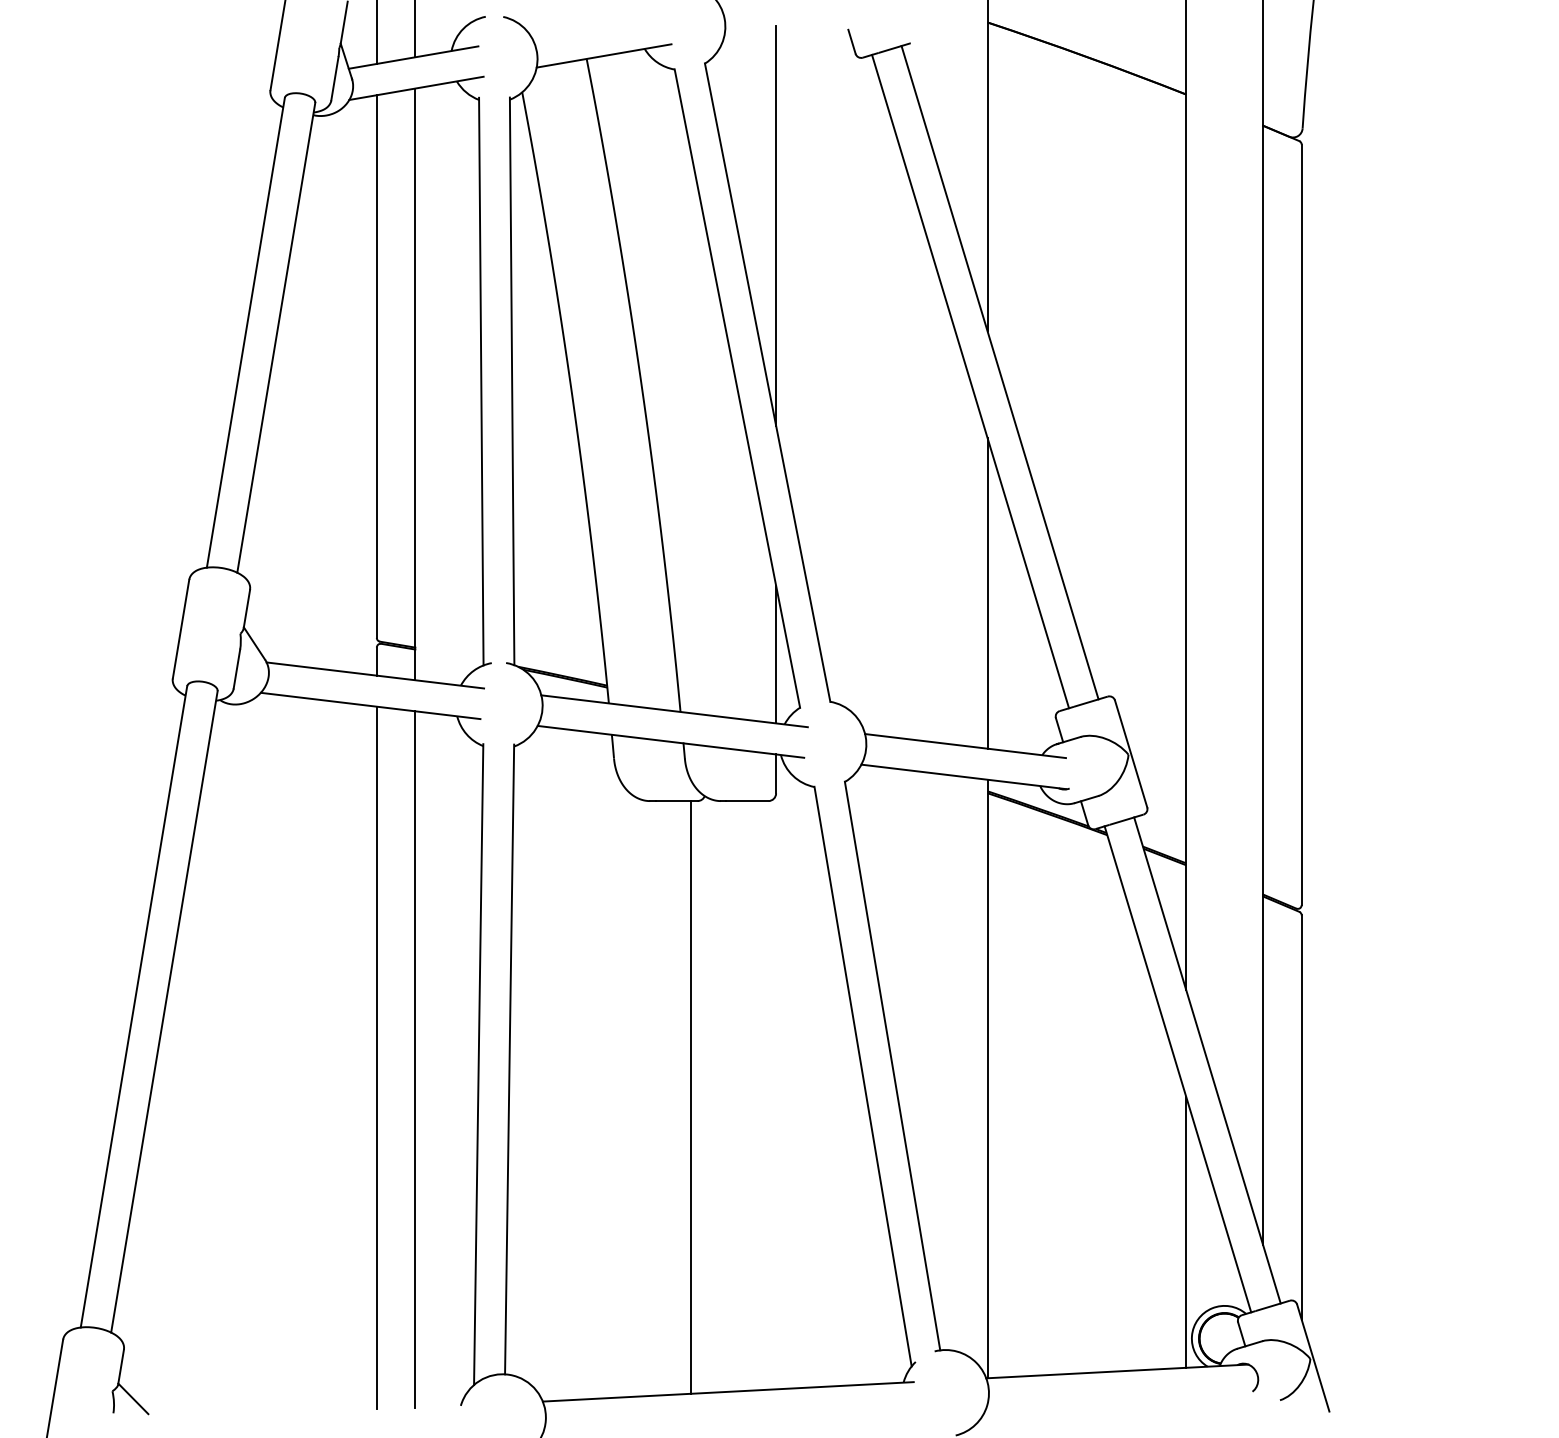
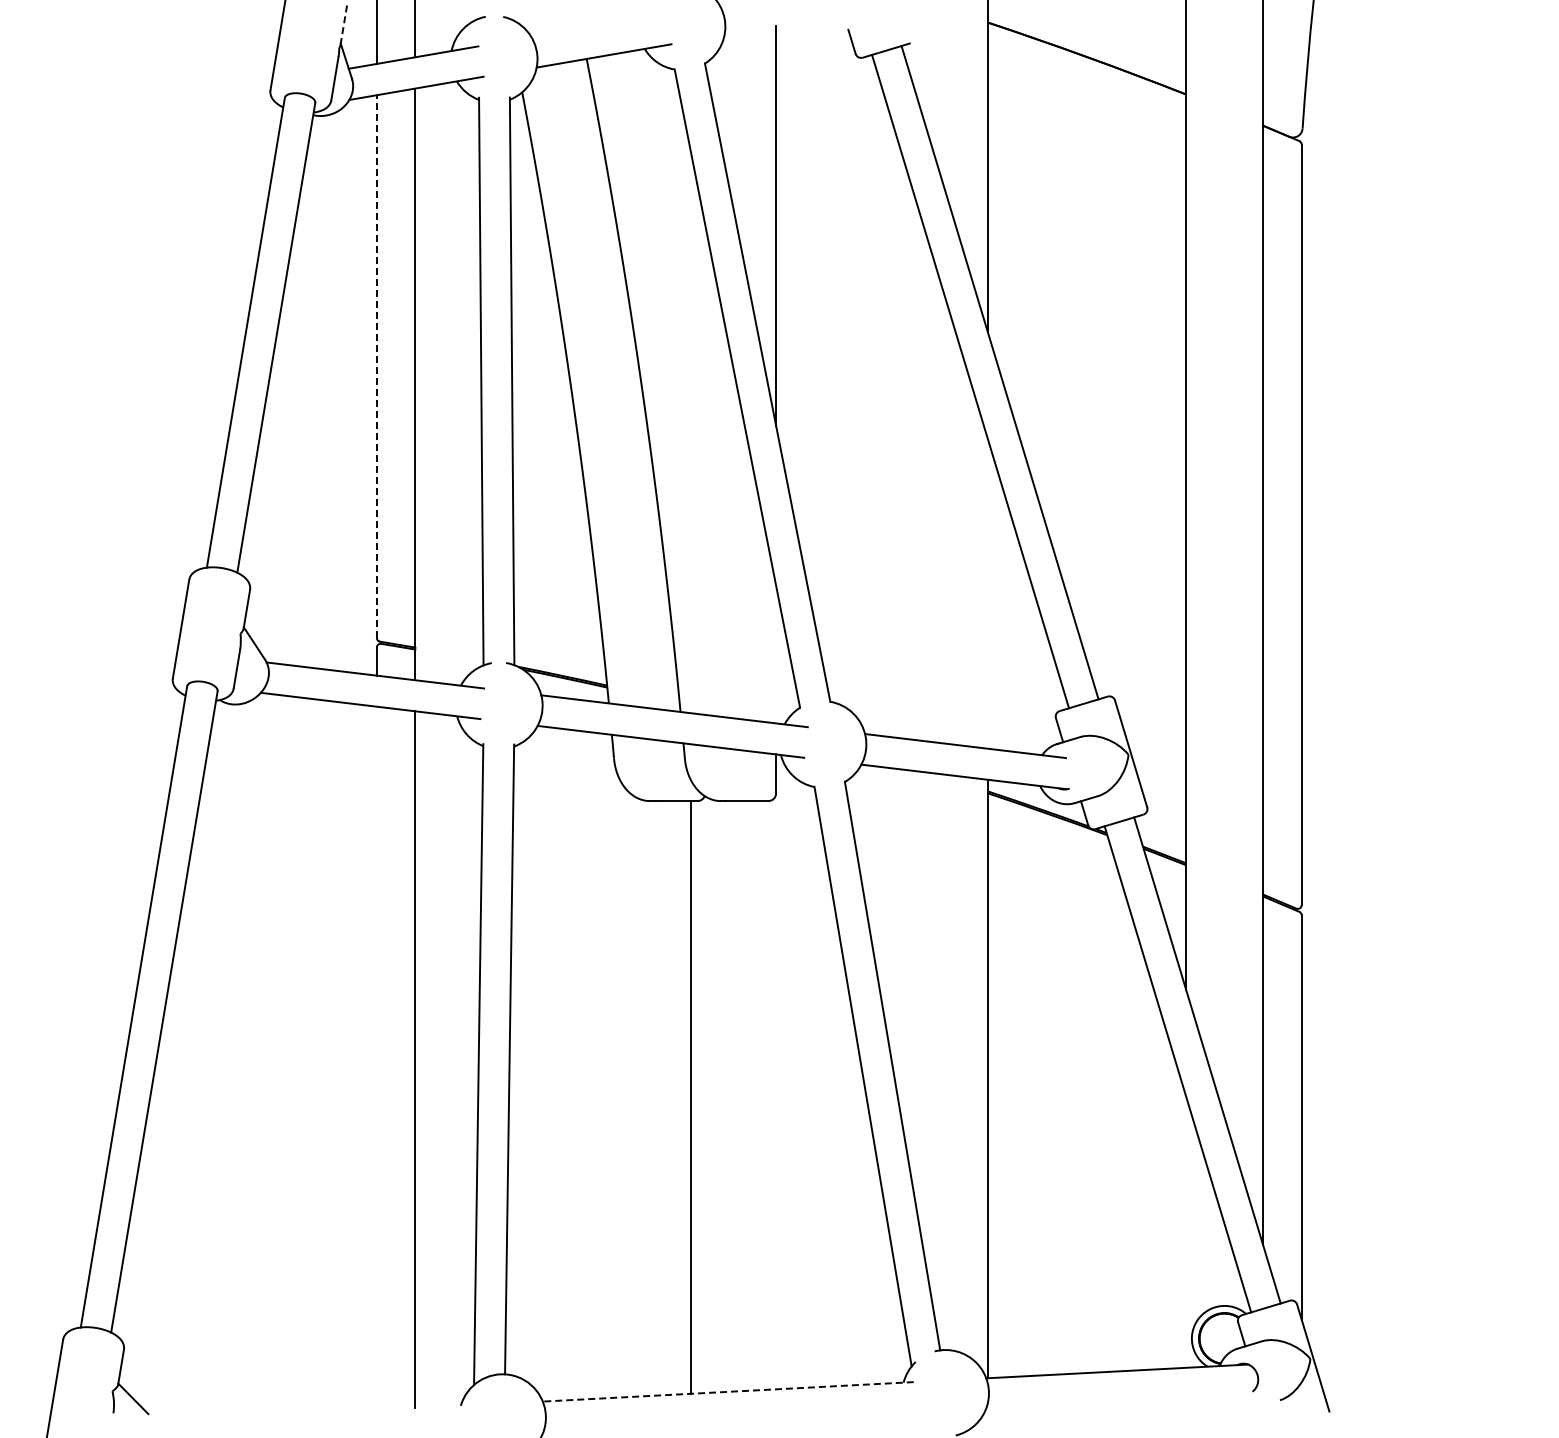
line: solid -> dashed (344, 23)
line: solid -> dashed (376, 366)
line: present -> none (987, 593)
line: present -> none (776, 654)
line: present -> none (376, 1057)
line: present -> none (1186, 1231)
line: solid -> dashed (728, 1391)
